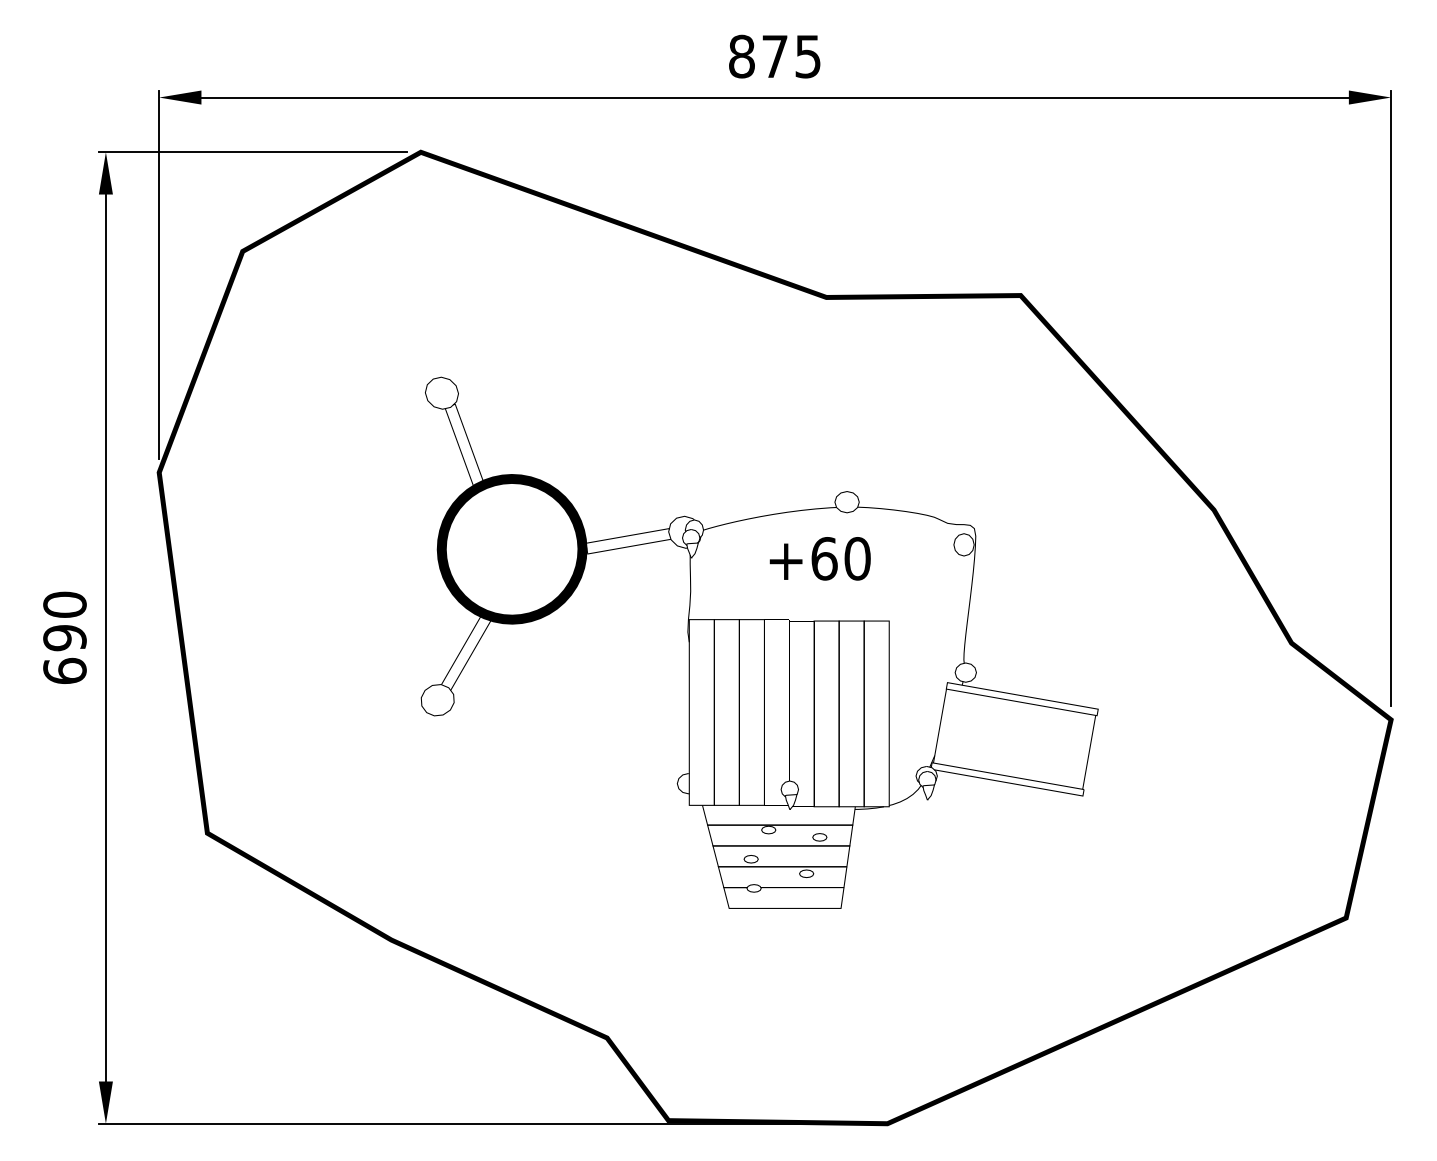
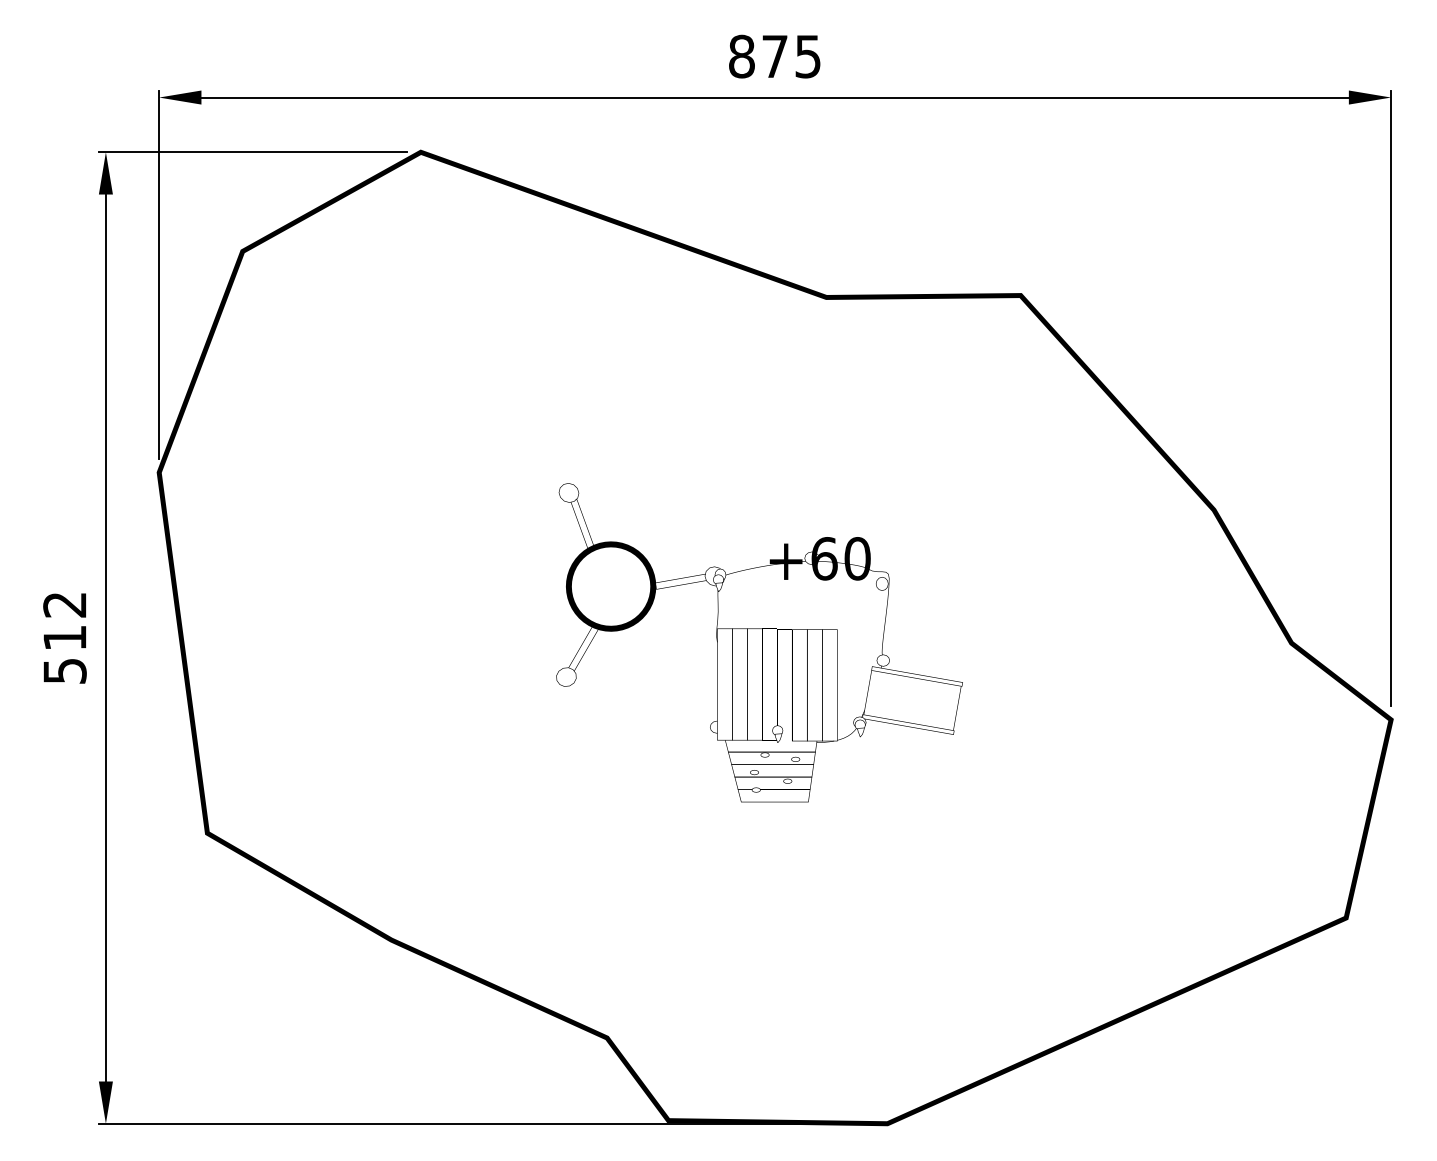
text: 690 -> 512 (64, 637)
part size: 679x533 px -> 407x320 px (759, 642)
